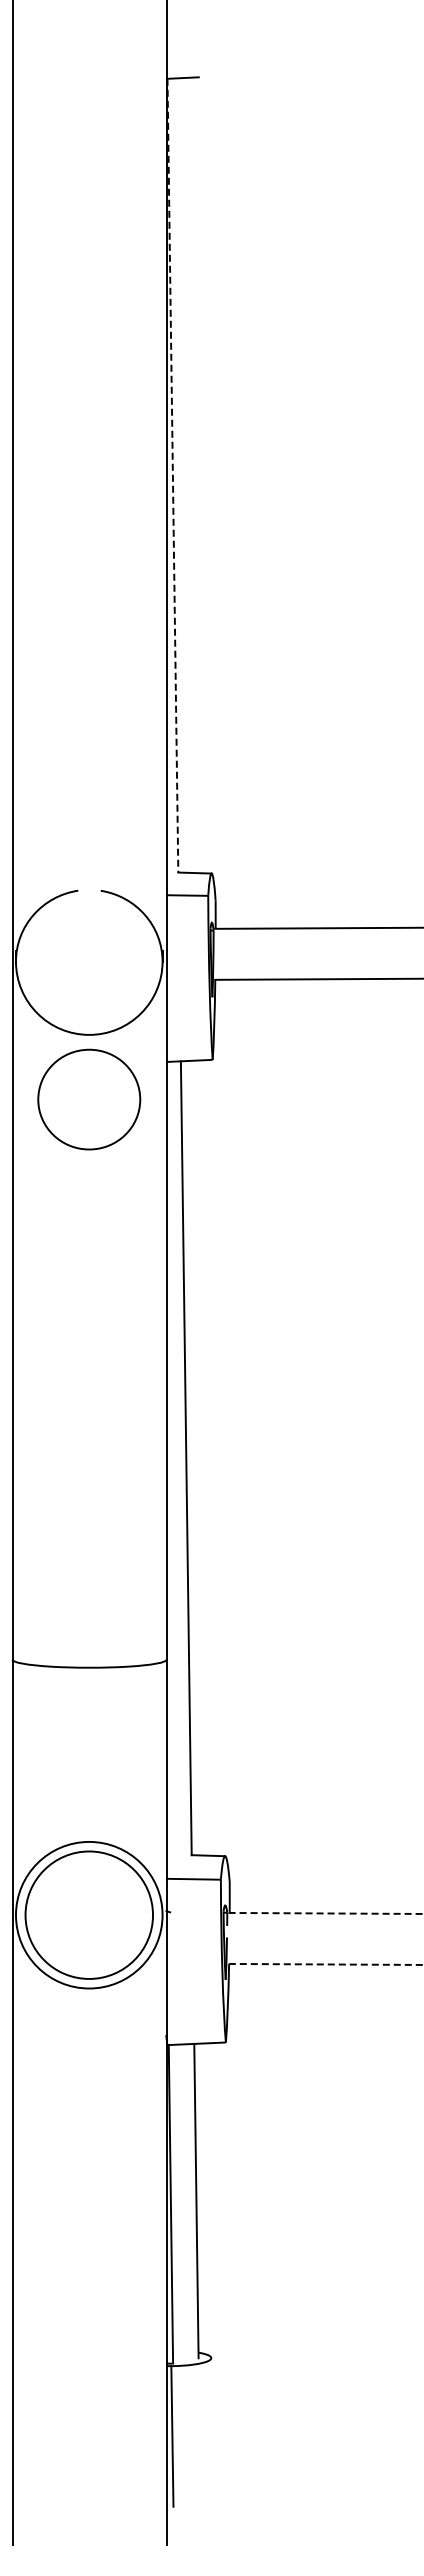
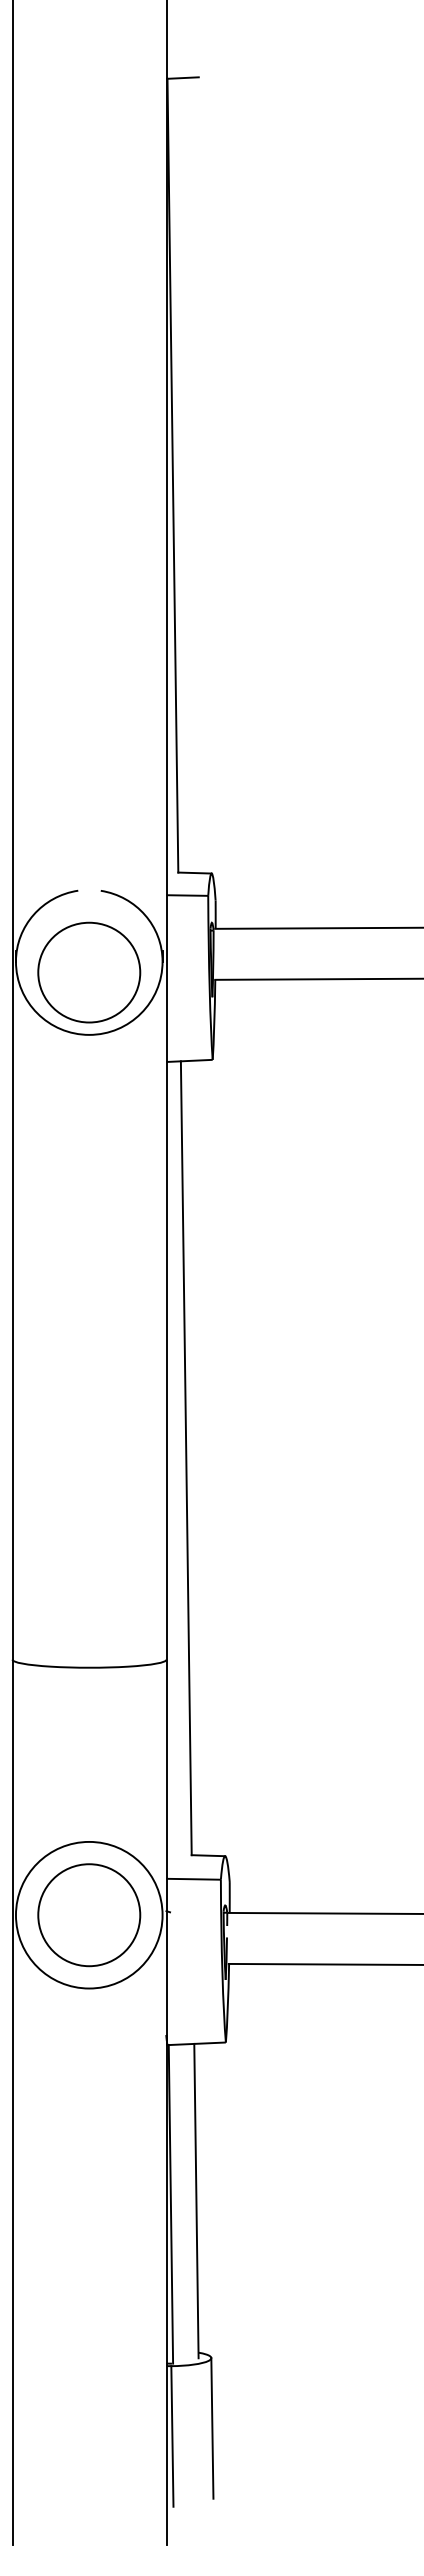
line: dashed -> solid (172, 475)
part position: (89, 1099) -> (89, 972) (89, 972)
line: dashed -> solid (326, 1913)
circle diameter: 127 px -> 102 px (89, 1915)
line: dashed -> solid (326, 1964)
line: none -> present (212, 2428)
